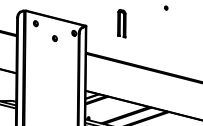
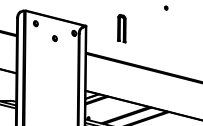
part position: (121, 23) -> (121, 28) (121, 28)
